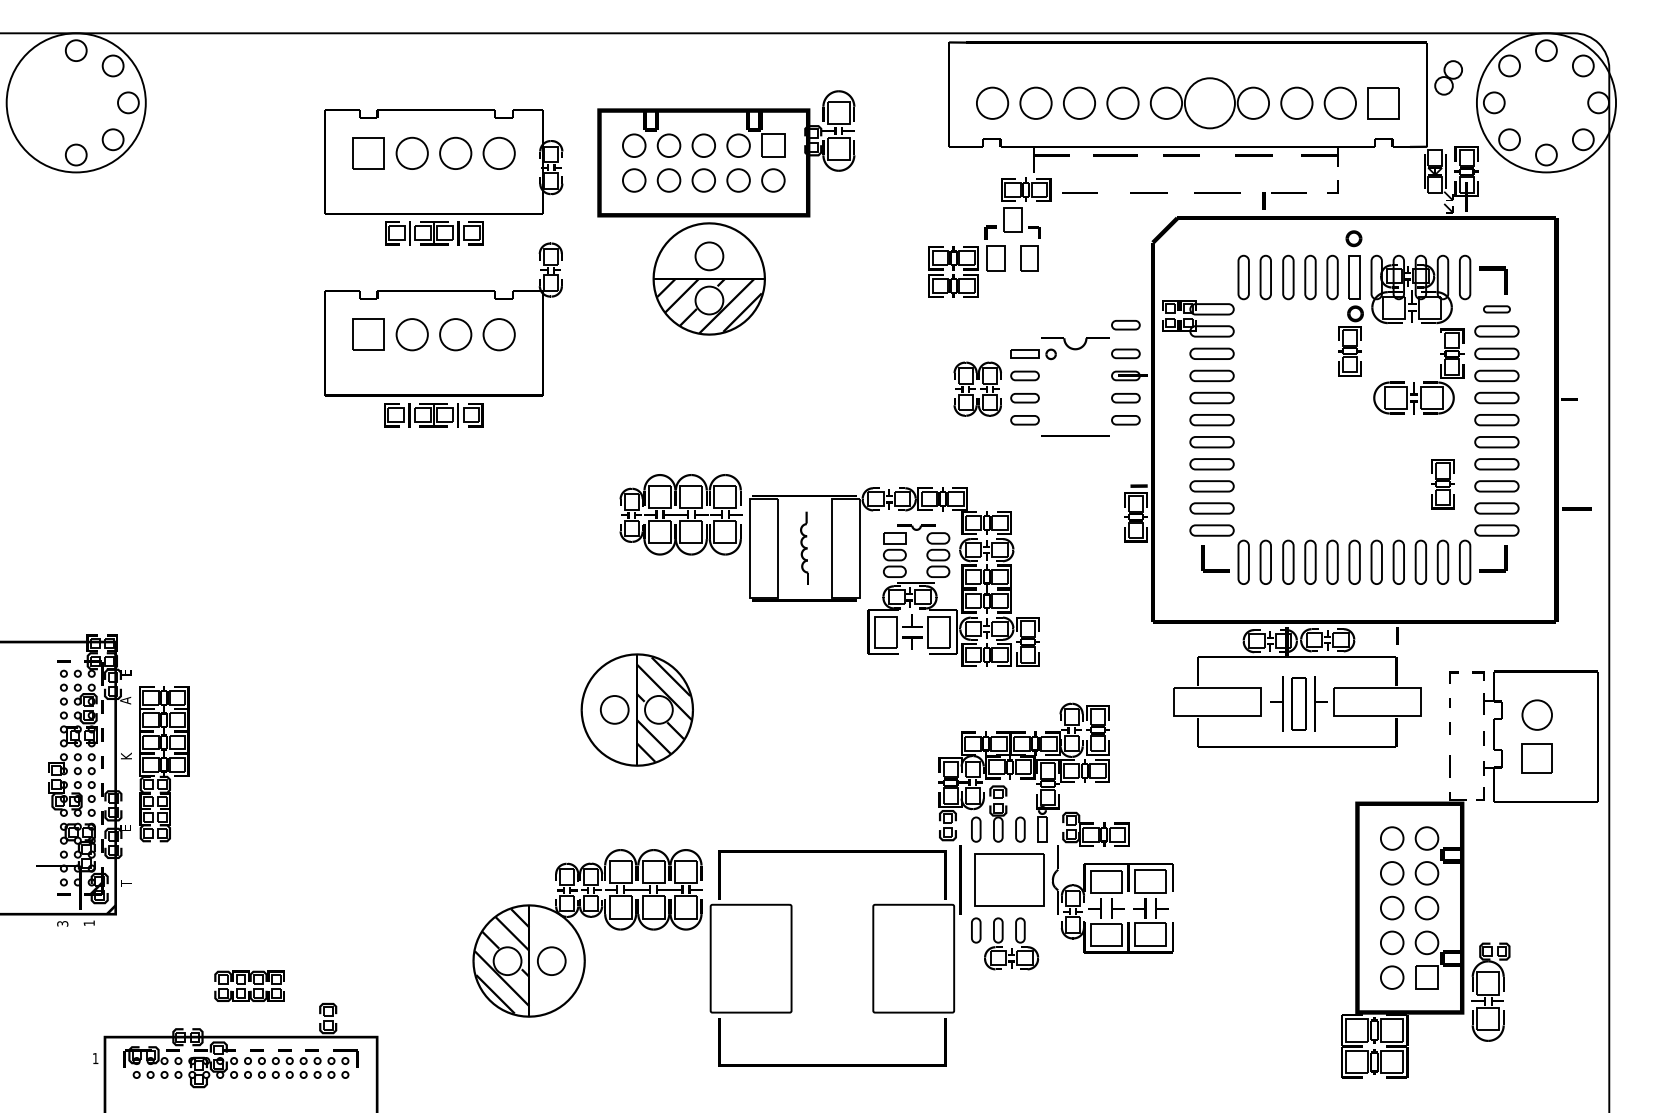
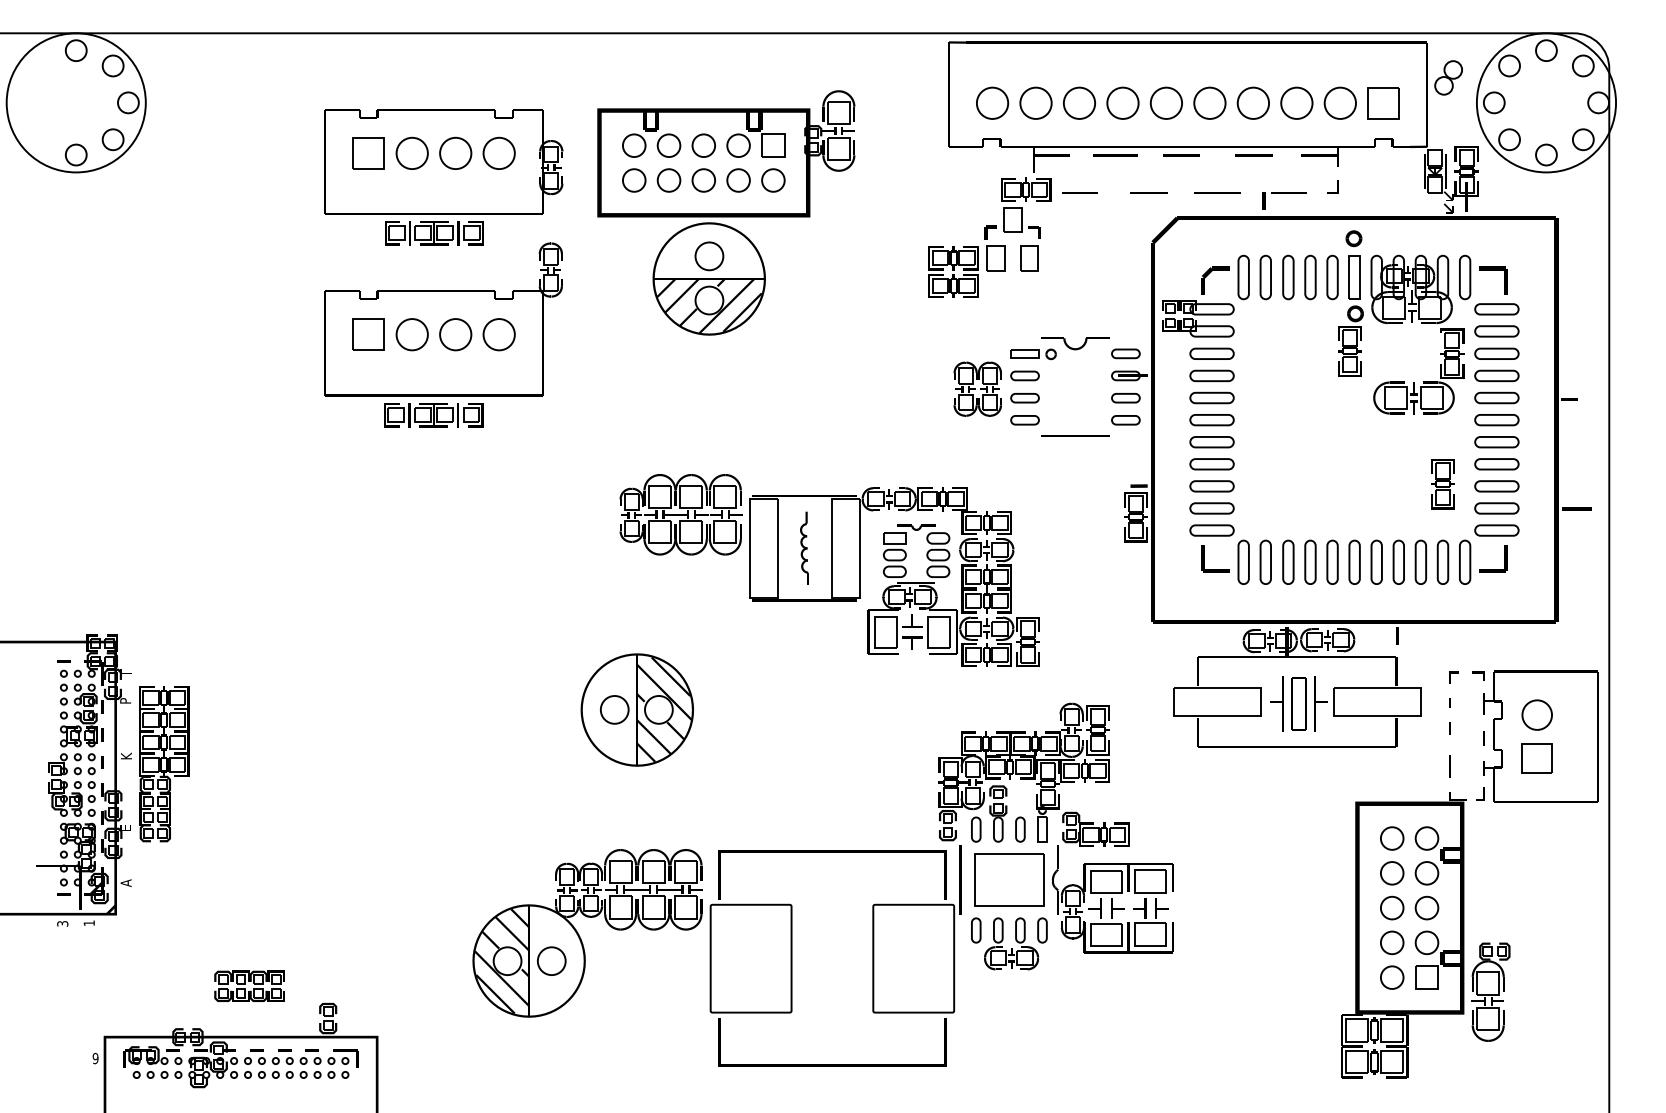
circle diameter: 50 px -> 31 px (1209, 102)
part: none -> present (1209, 274)
part size: 28x9 px -> 46x13 px (1496, 309)
part: present -> none (1125, 325)
text: E -> T (125, 672)
text: A -> P (125, 700)
text: T -> A (125, 882)
part: none -> present (1042, 930)
text: 1 -> 9 (95, 1058)
